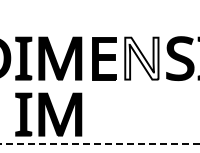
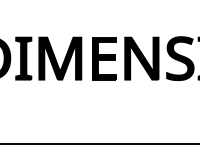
fill: none -> present (141, 58)
part: present -> none (48, 114)
line: dashed -> solid (99, 144)
